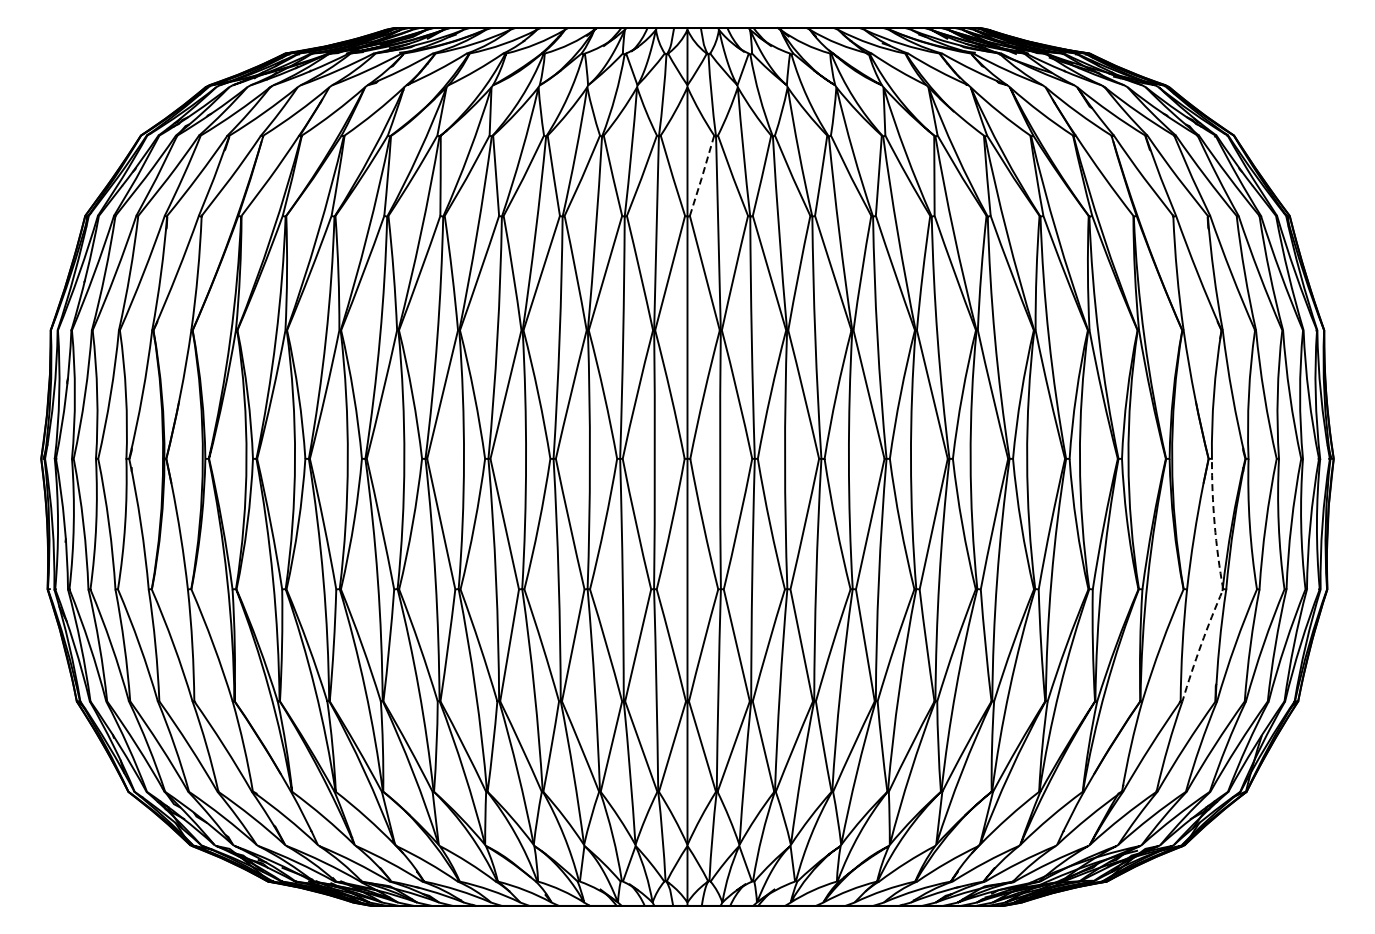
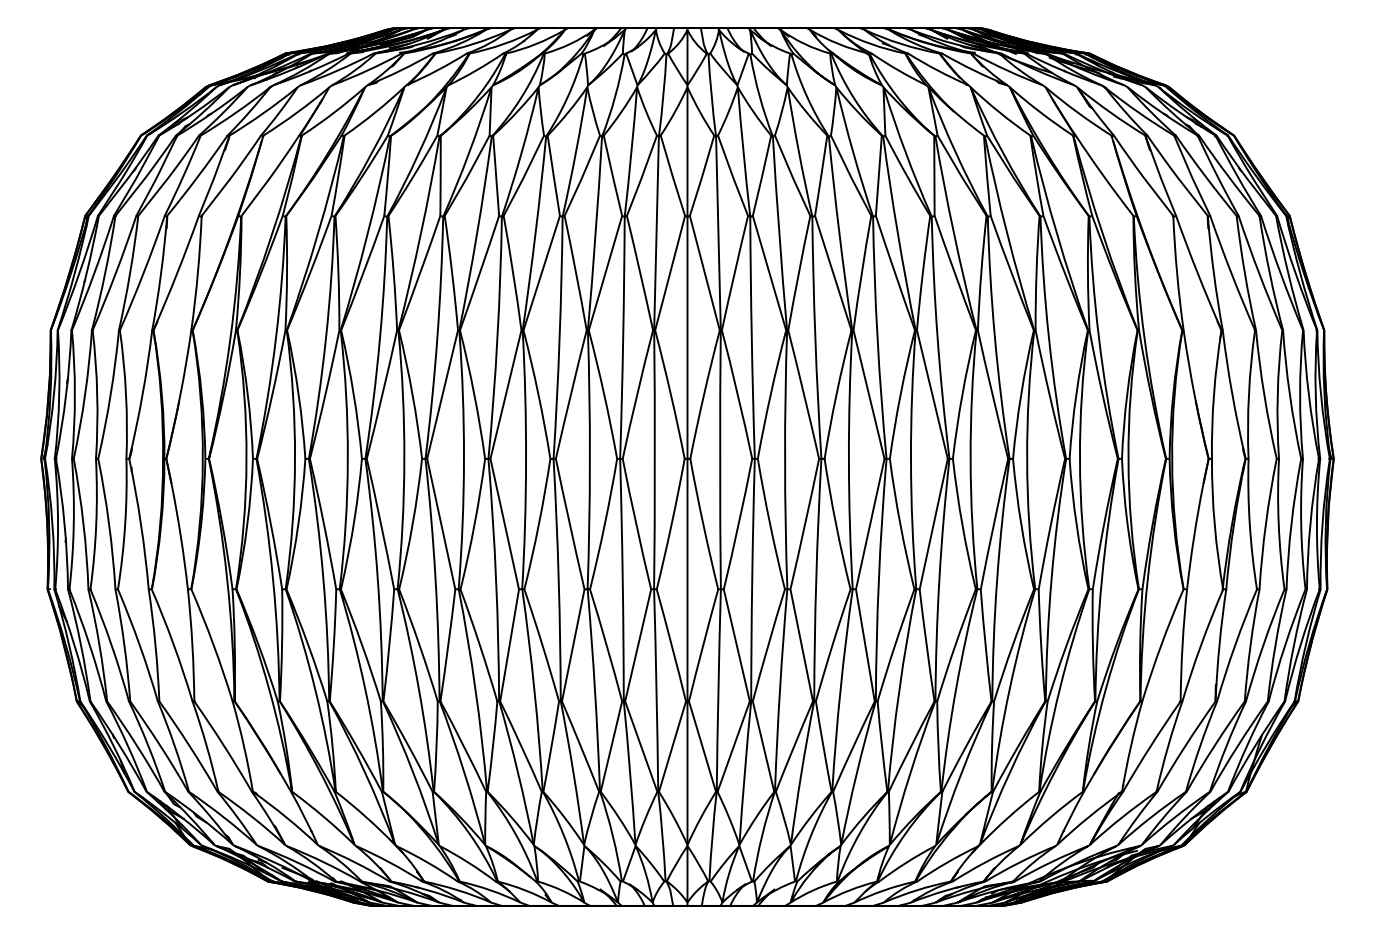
line: dashed -> solid (702, 176)
line: dashed -> solid (1222, 585)
